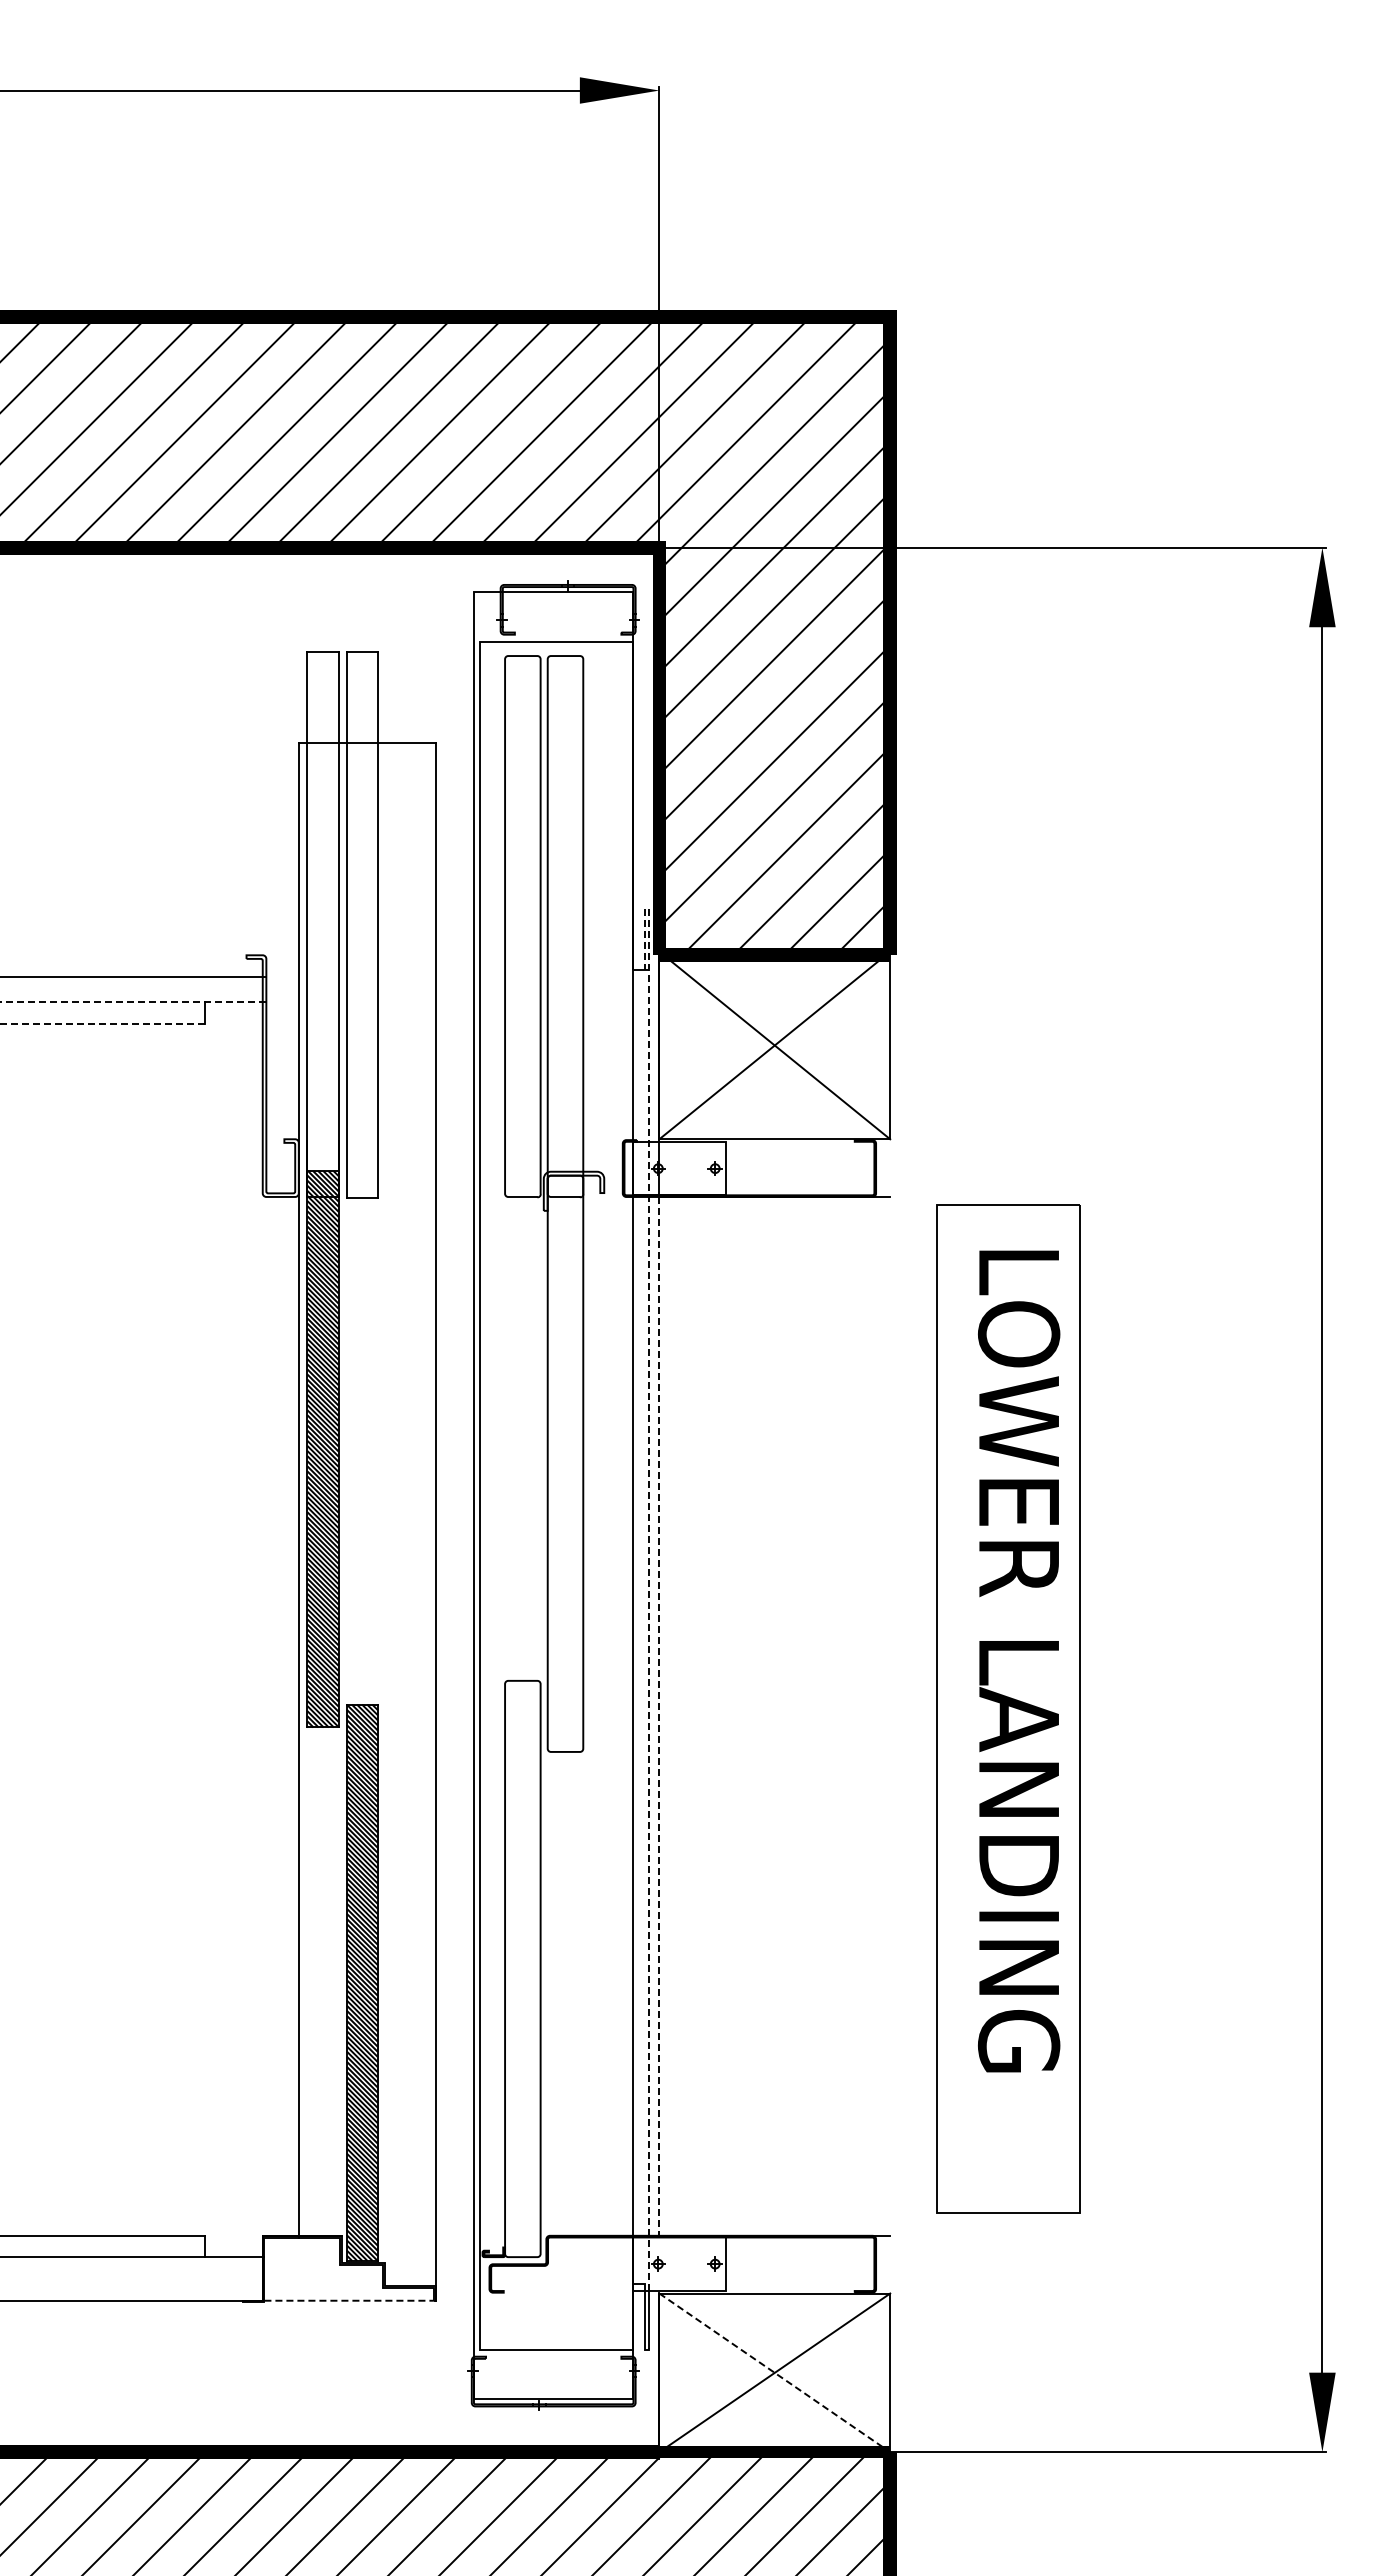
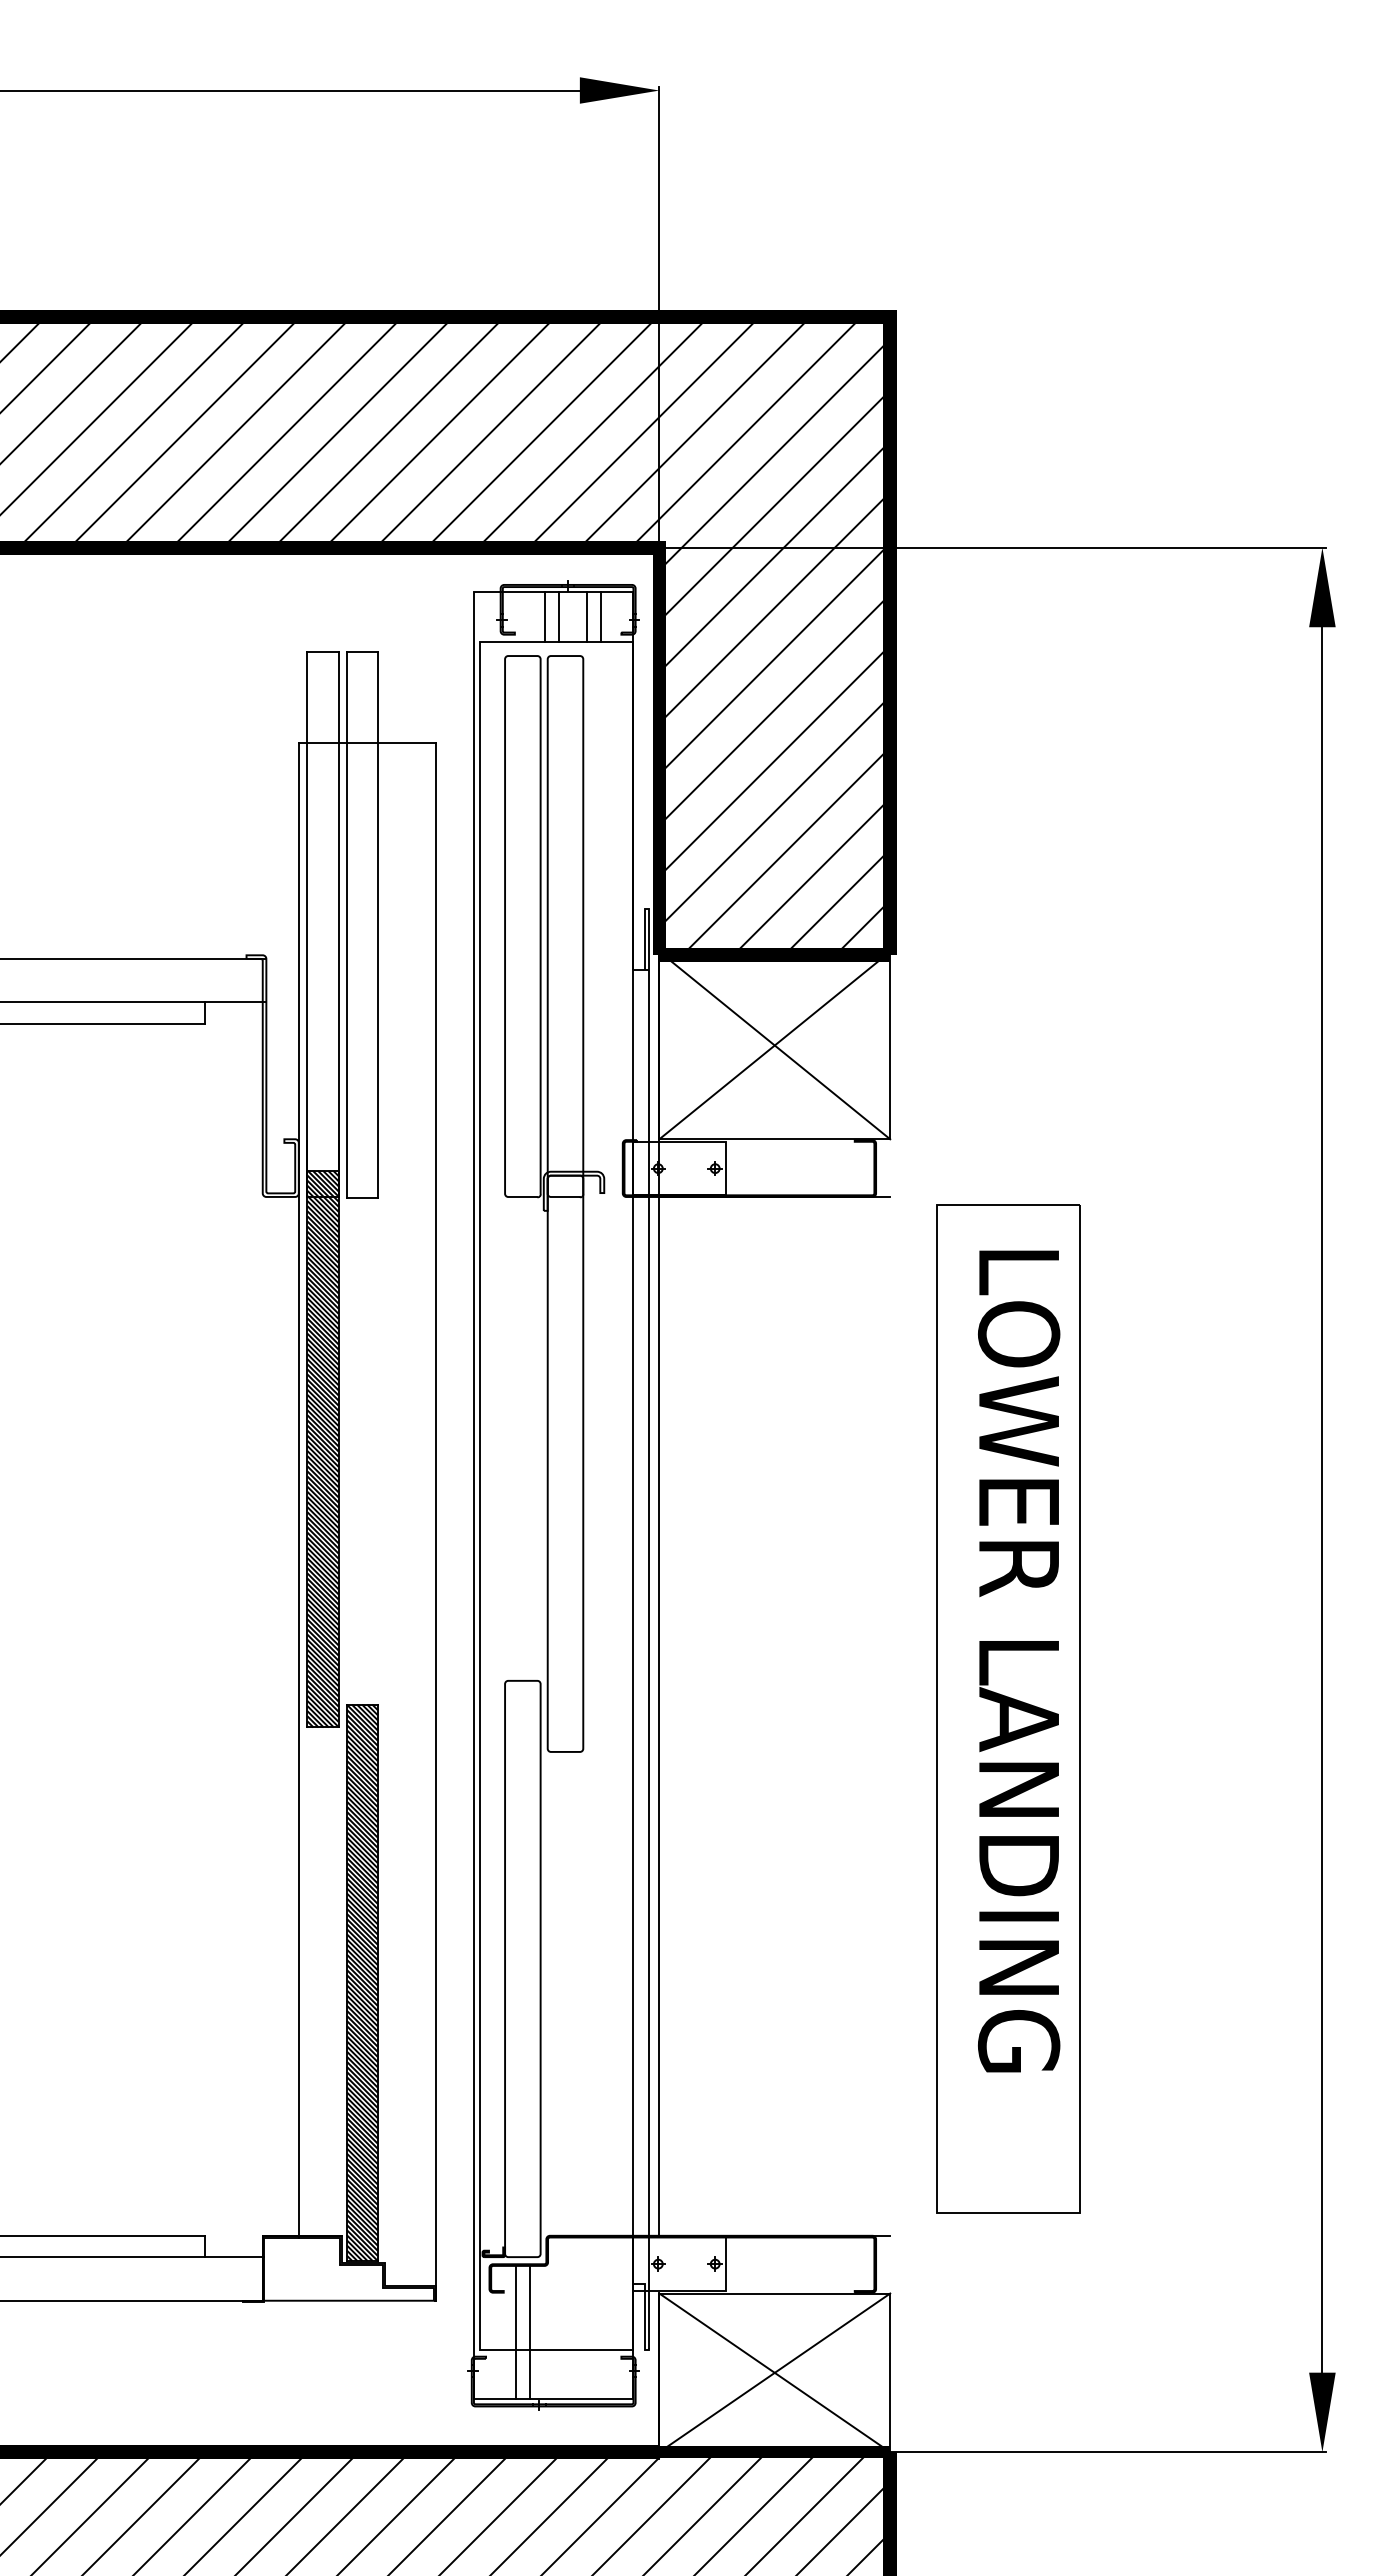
line: none -> present (544, 616)
line: none -> present (558, 616)
line: none -> present (587, 616)
line: none -> present (601, 616)
line position: (134, 976) -> (134, 958) (134, 958)
line: dashed -> solid (133, 1002)
line: dashed -> solid (102, 1023)
line: dashed -> solid (649, 1566)
line: dashed -> solid (659, 1716)
line: dashed -> solid (349, 2300)
line: none -> present (515, 2332)
line: none -> present (529, 2332)
line: dashed -> solid (775, 2373)
